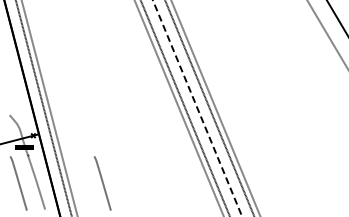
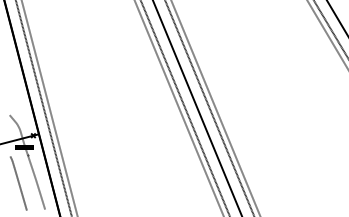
line: none -> present (329, 28)
line: dashed -> solid (197, 109)
line: present -> none (102, 183)
